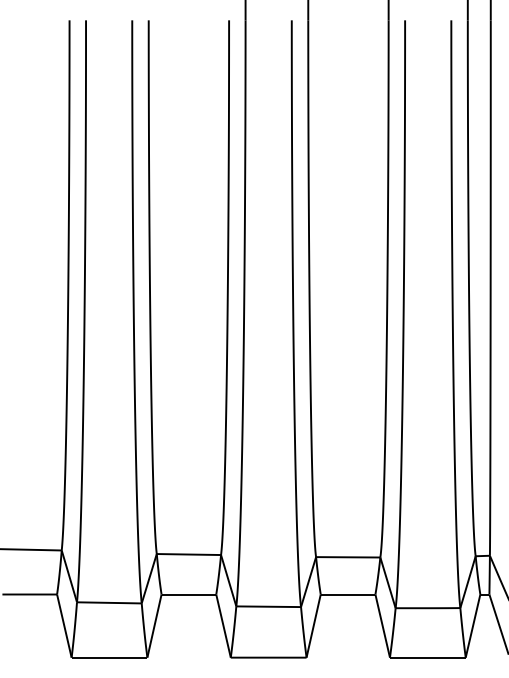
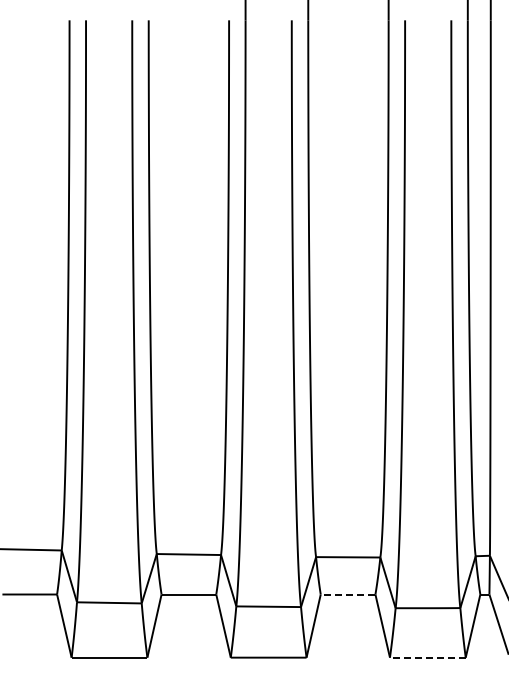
line: solid -> dashed (348, 594)
line: solid -> dashed (427, 657)
